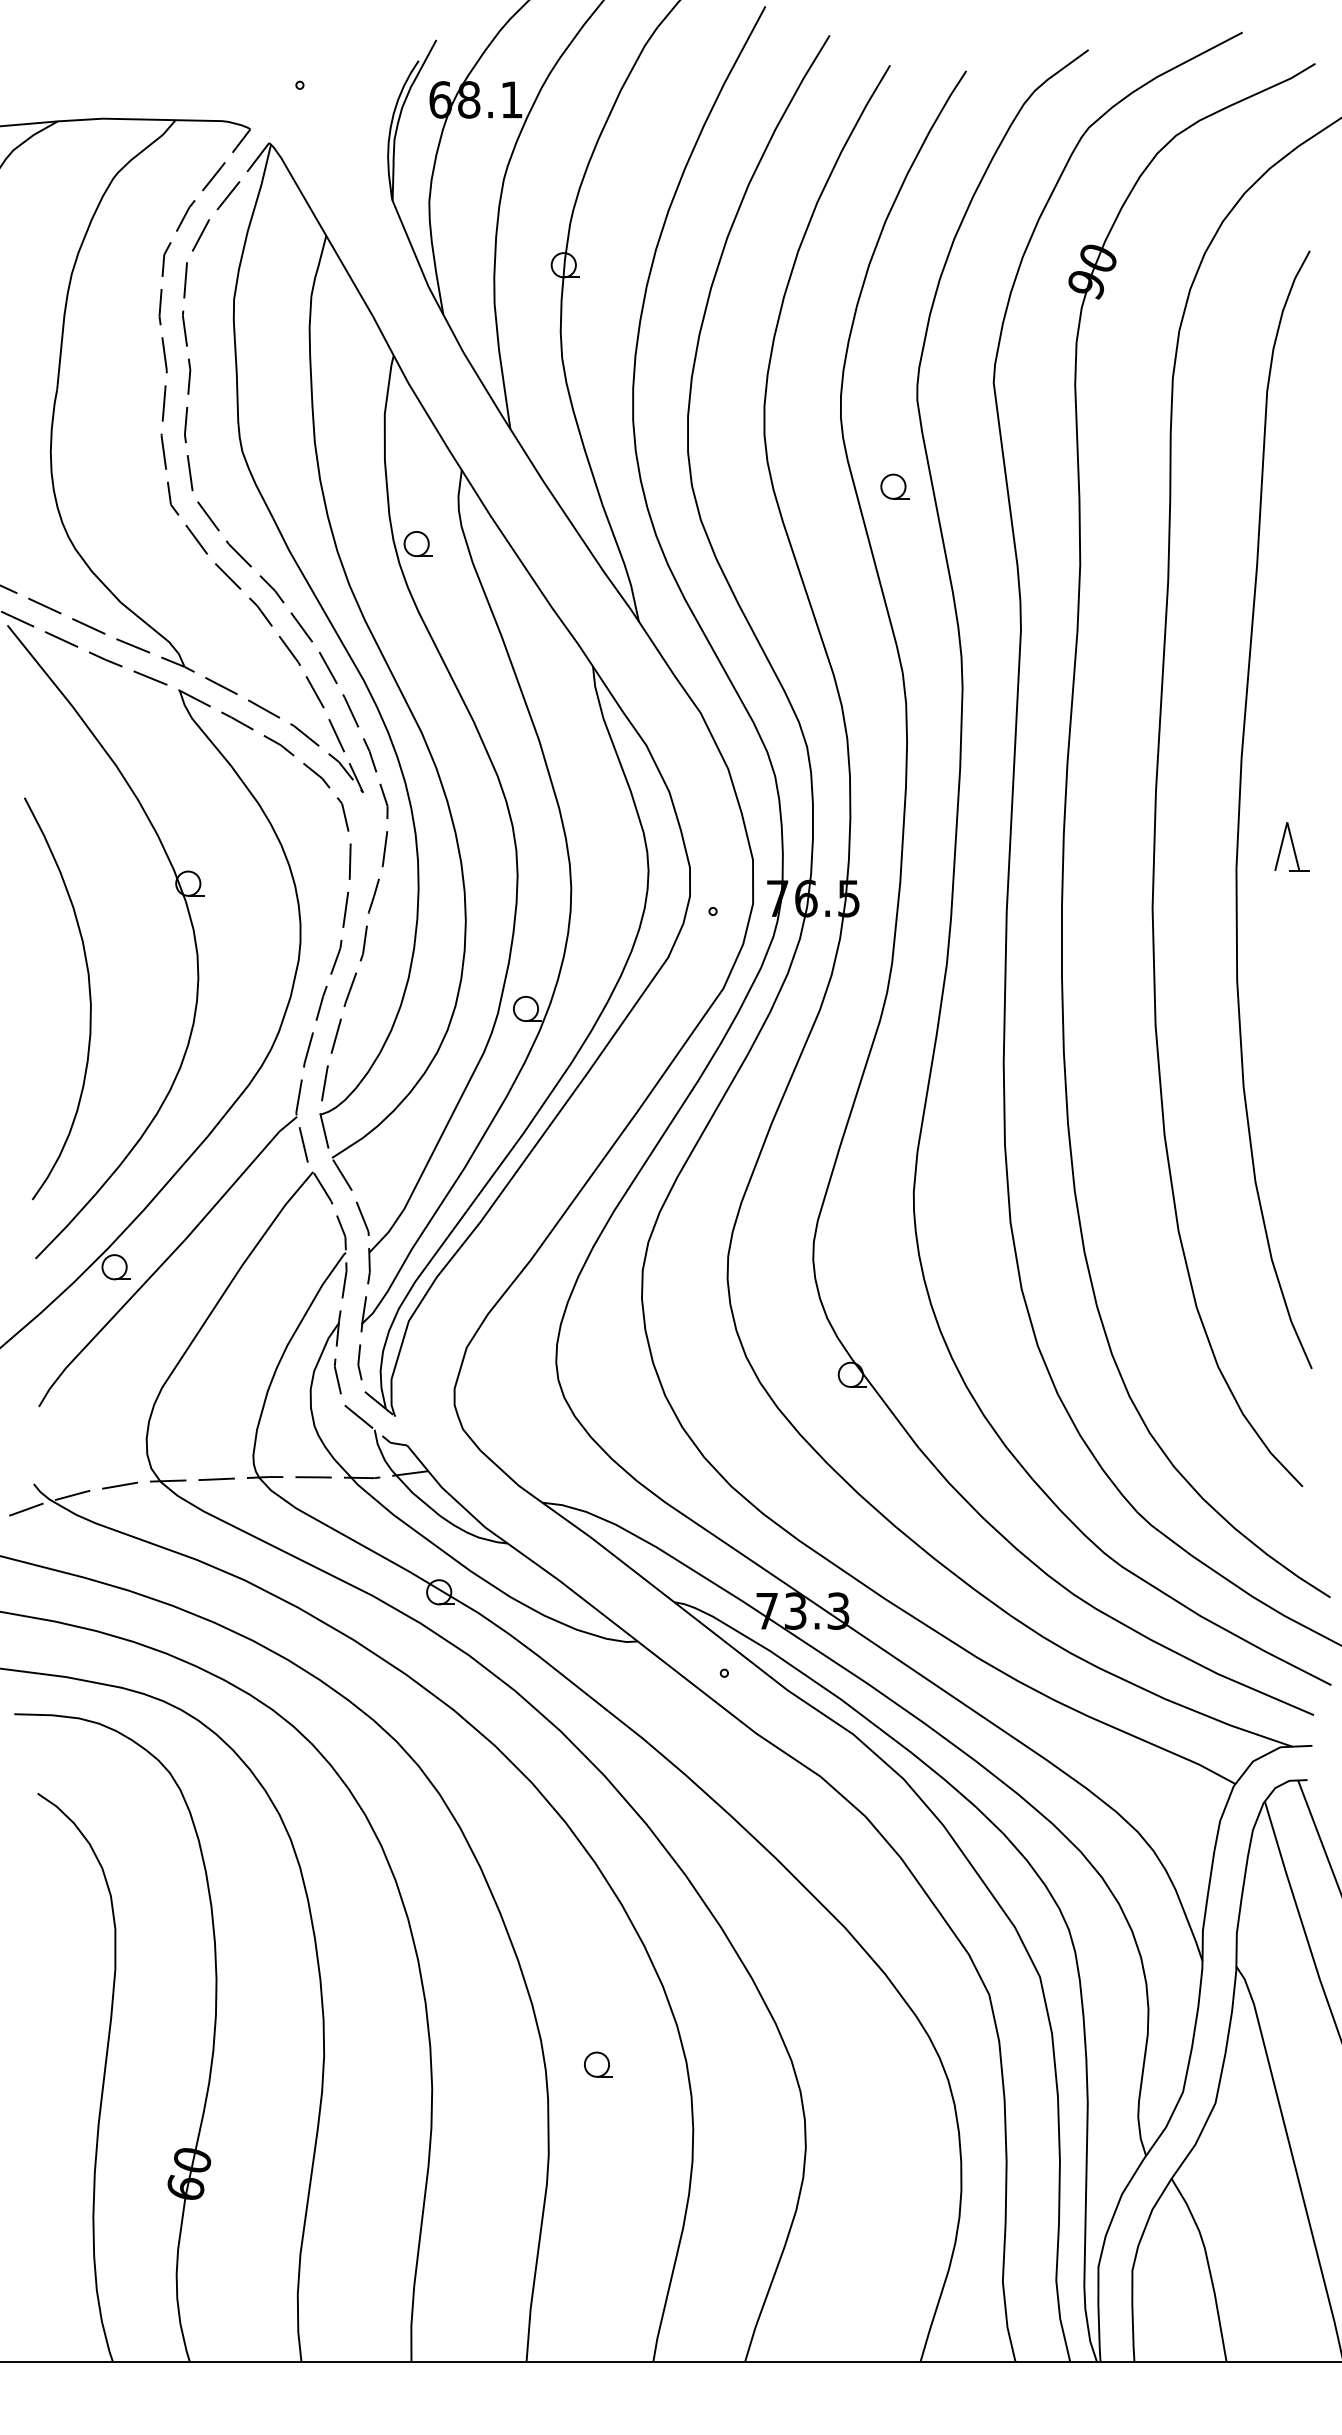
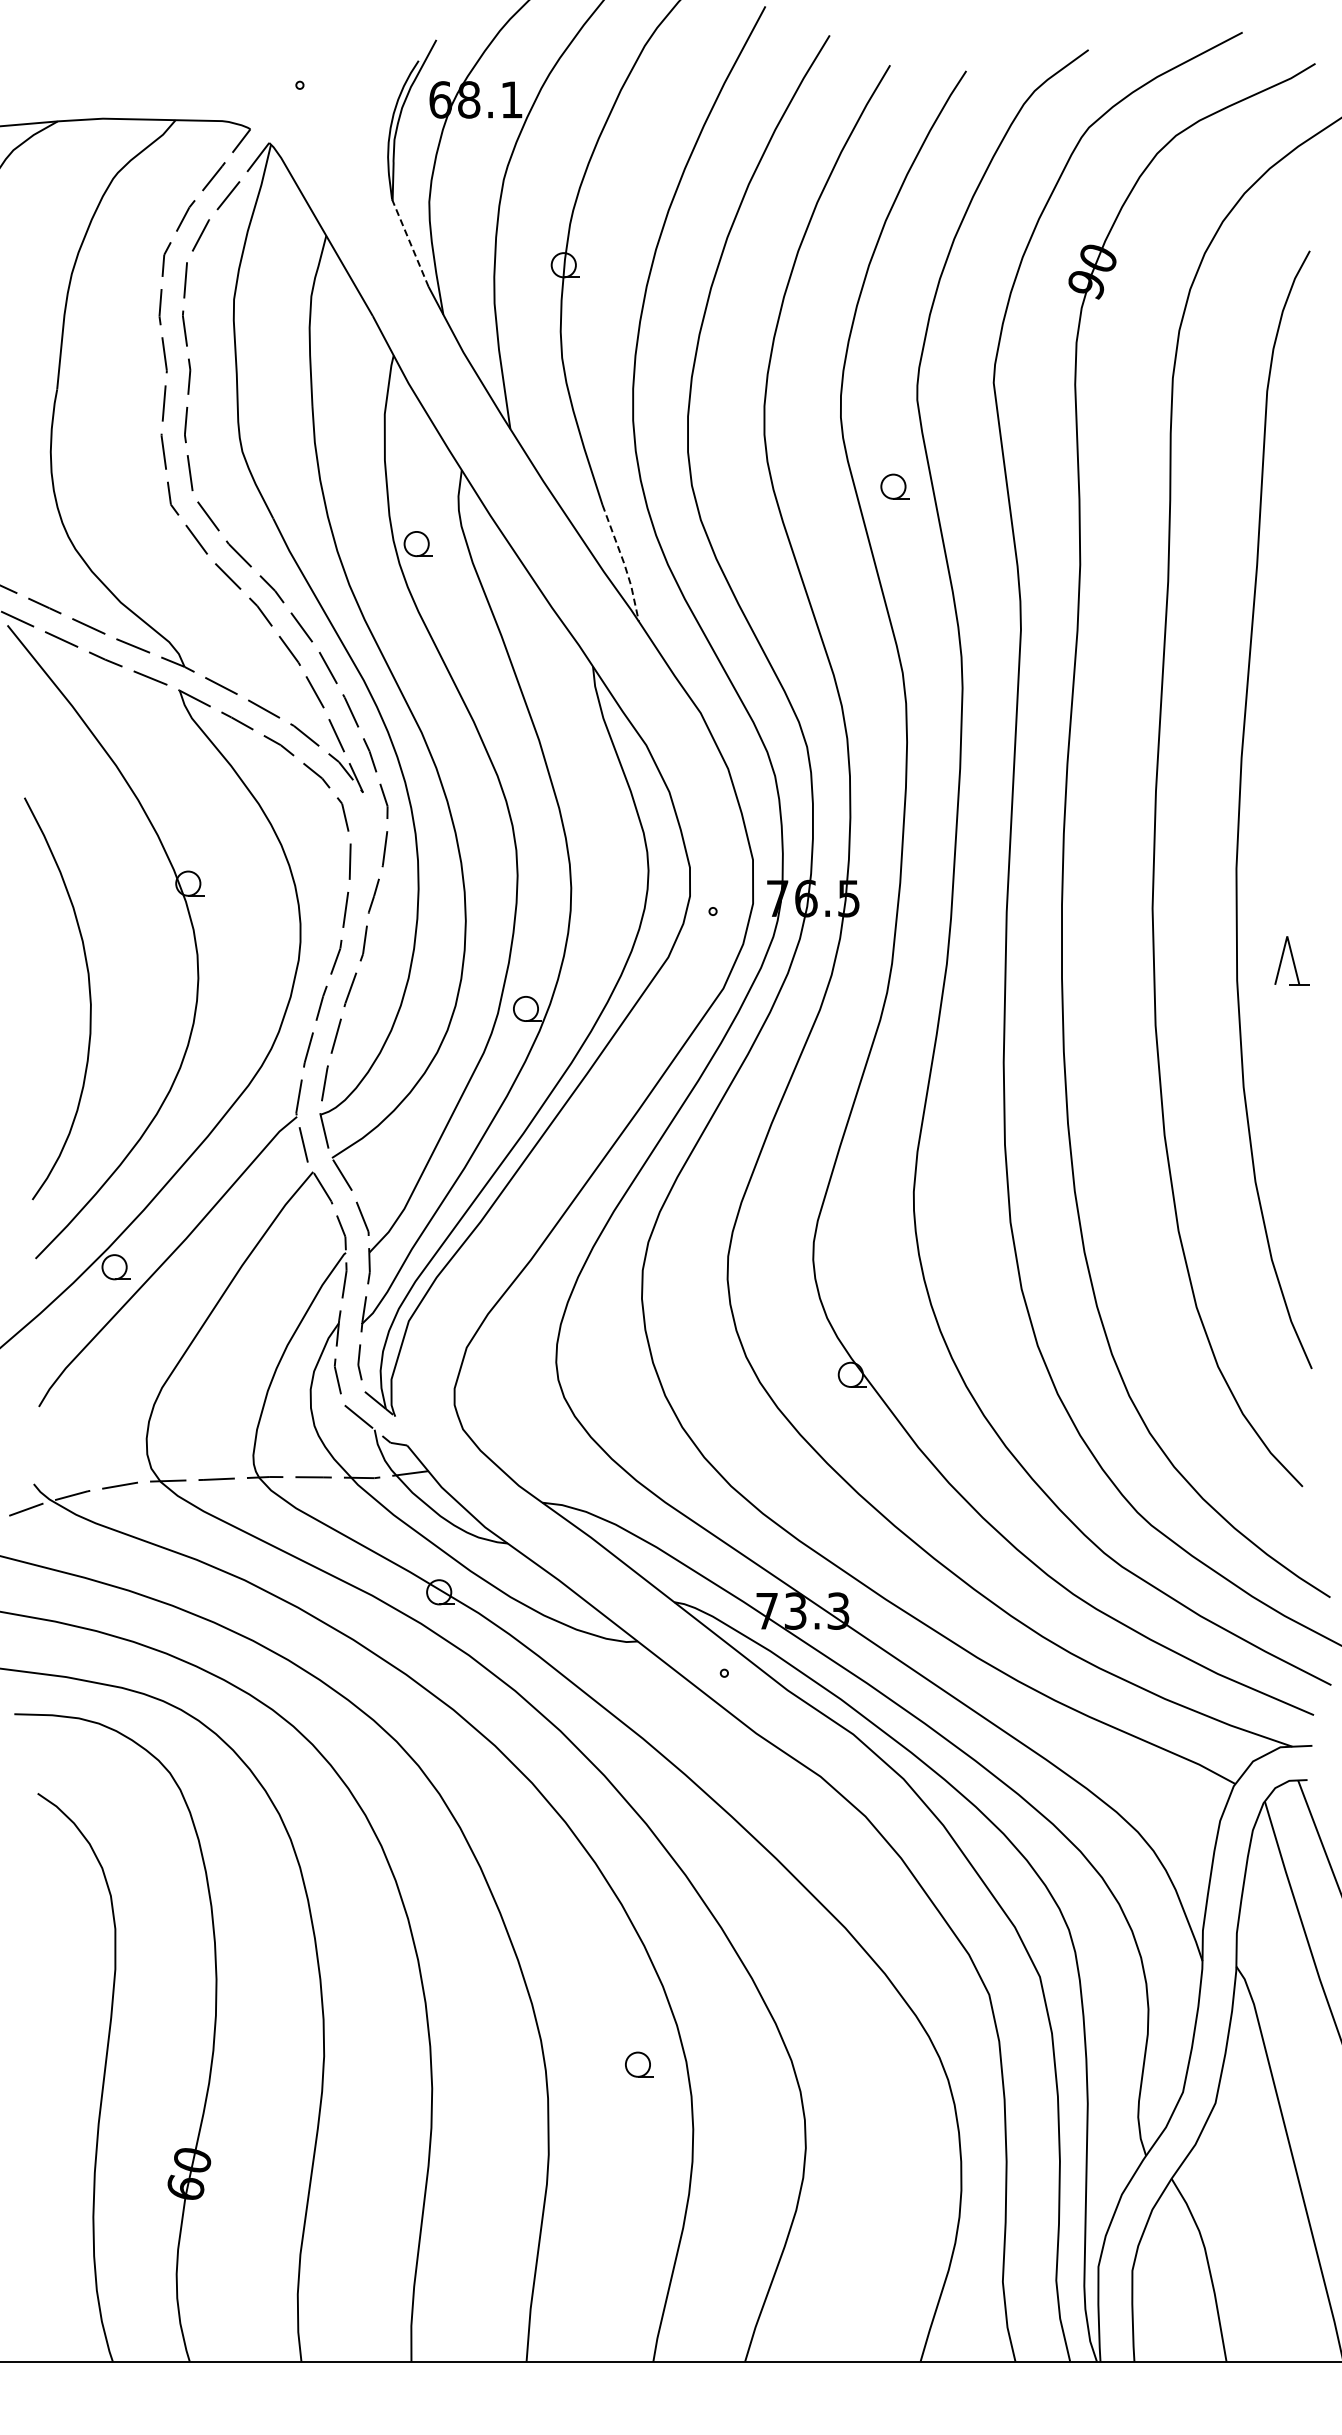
line: solid -> dashed (410, 242)
line: solid -> dashed (624, 563)
part position: (1291, 846) -> (1291, 960) (1291, 960)
part position: (598, 2064) -> (639, 2064) (639, 2064)
